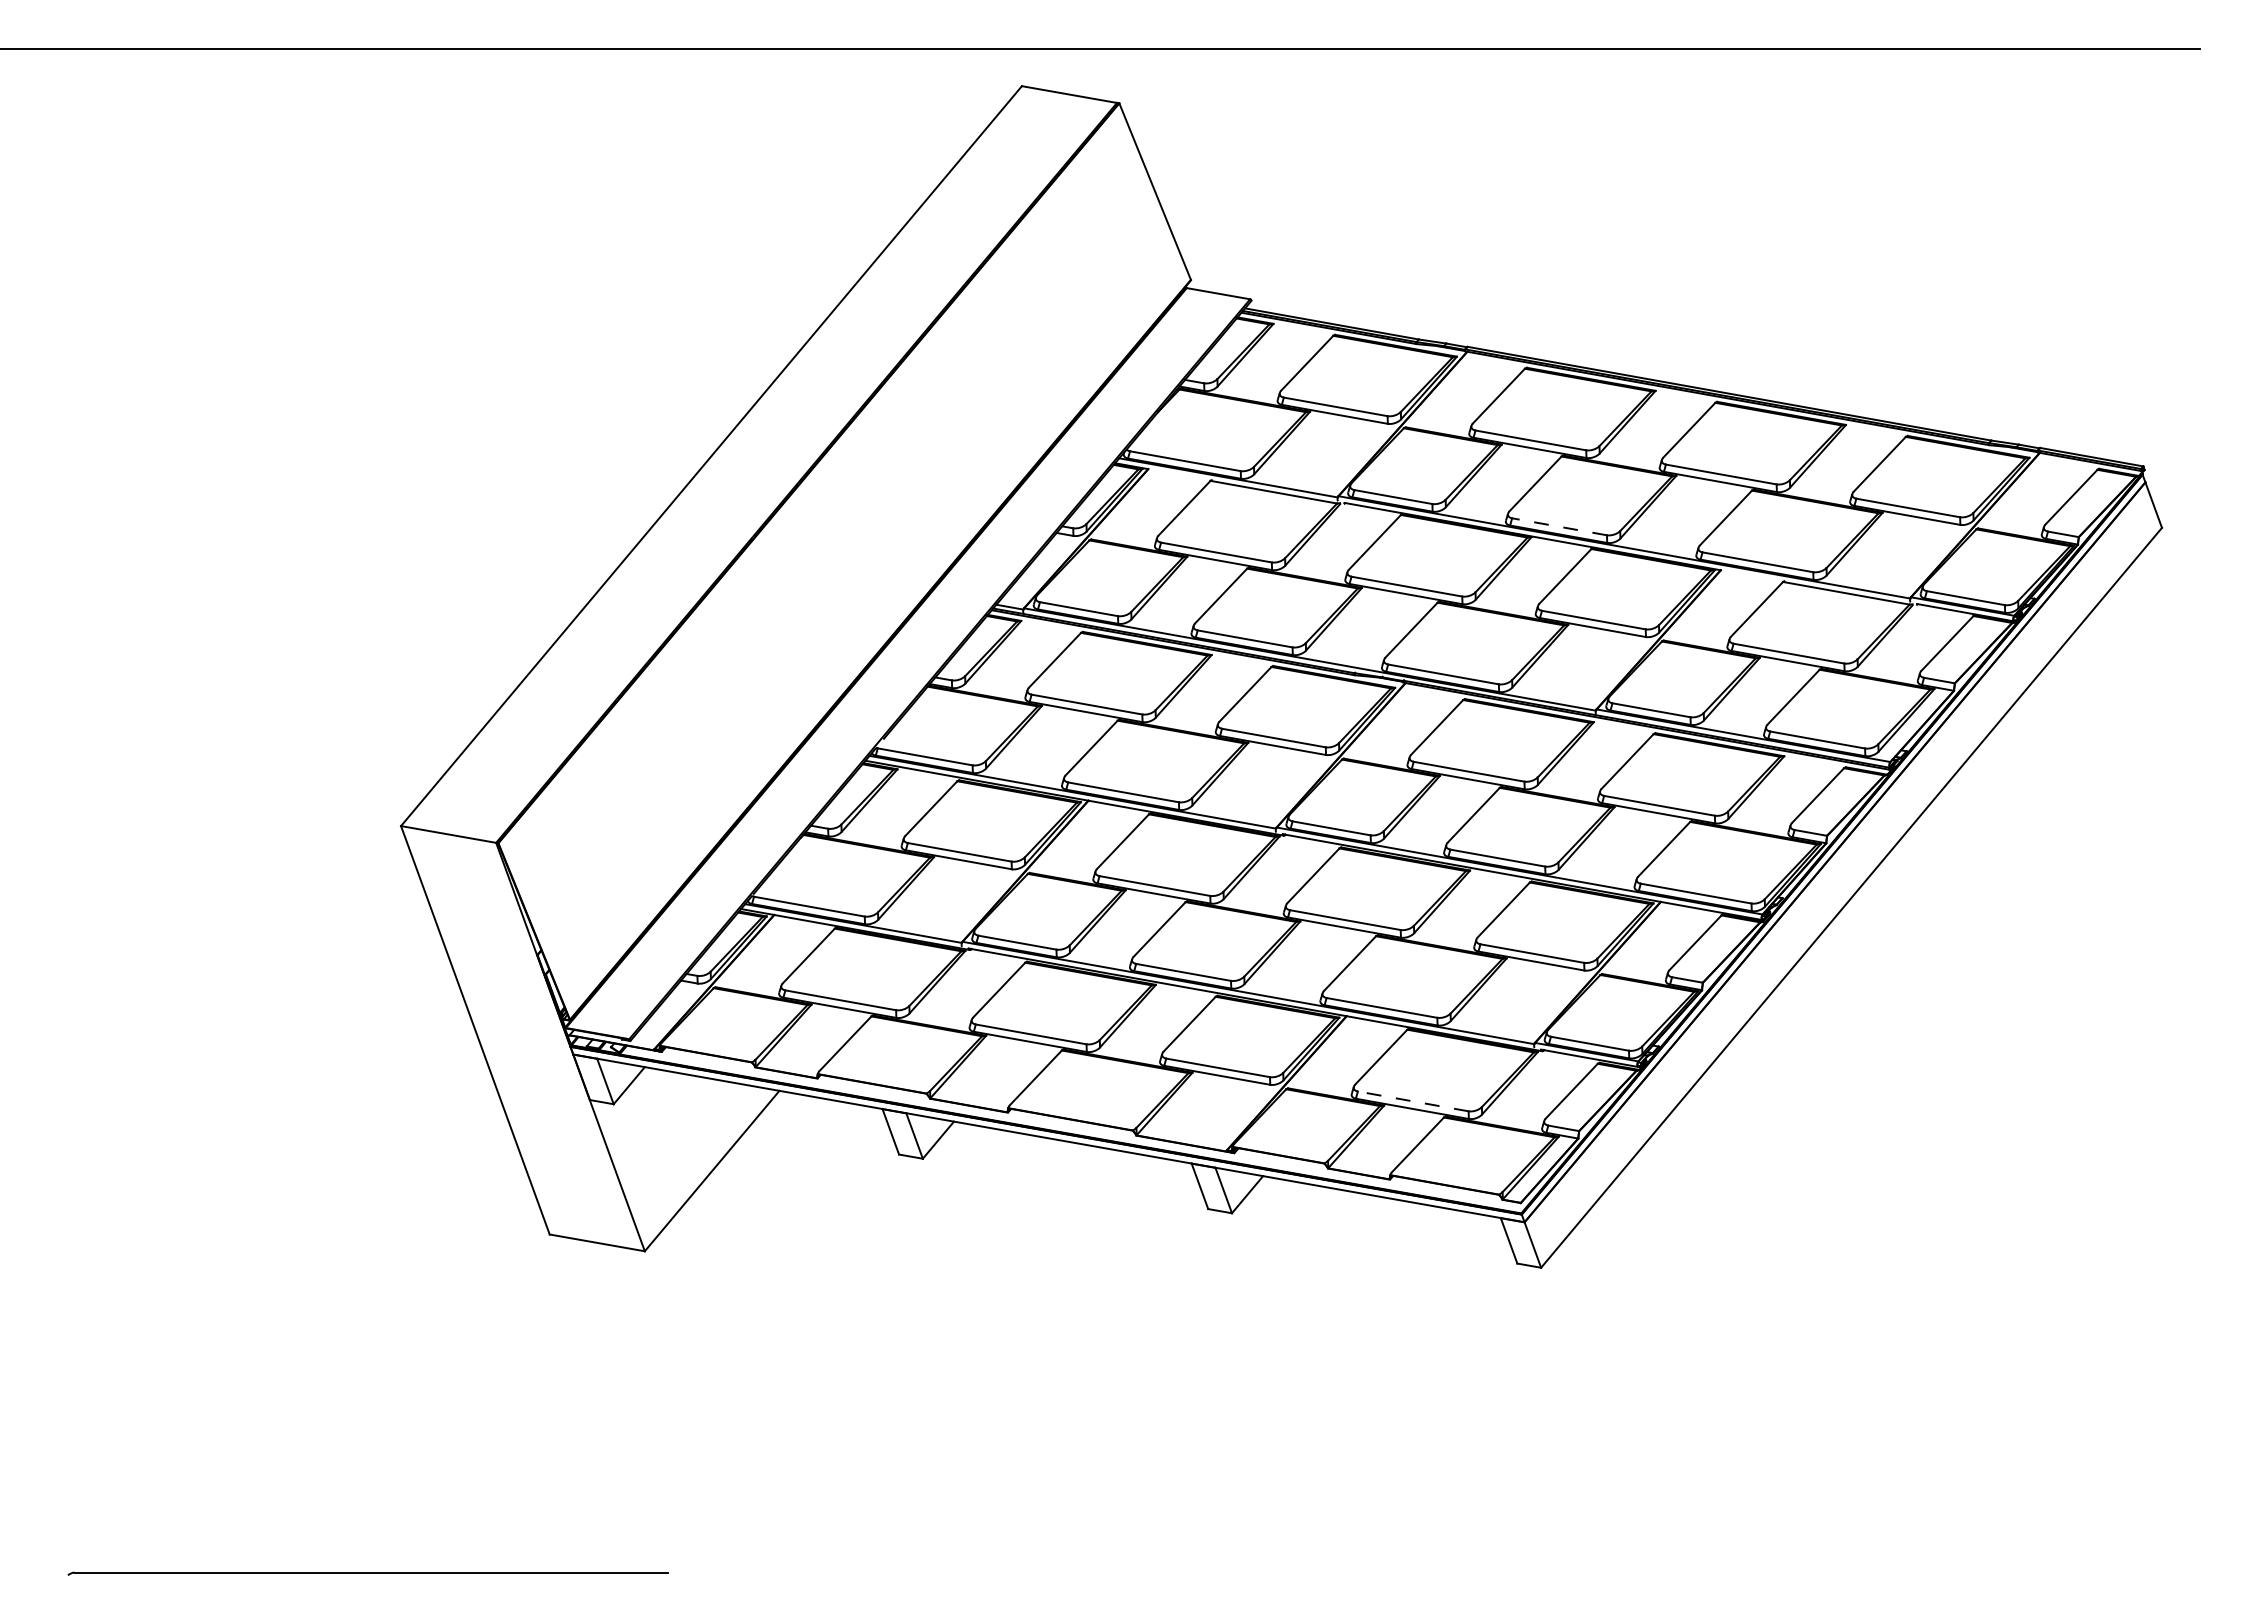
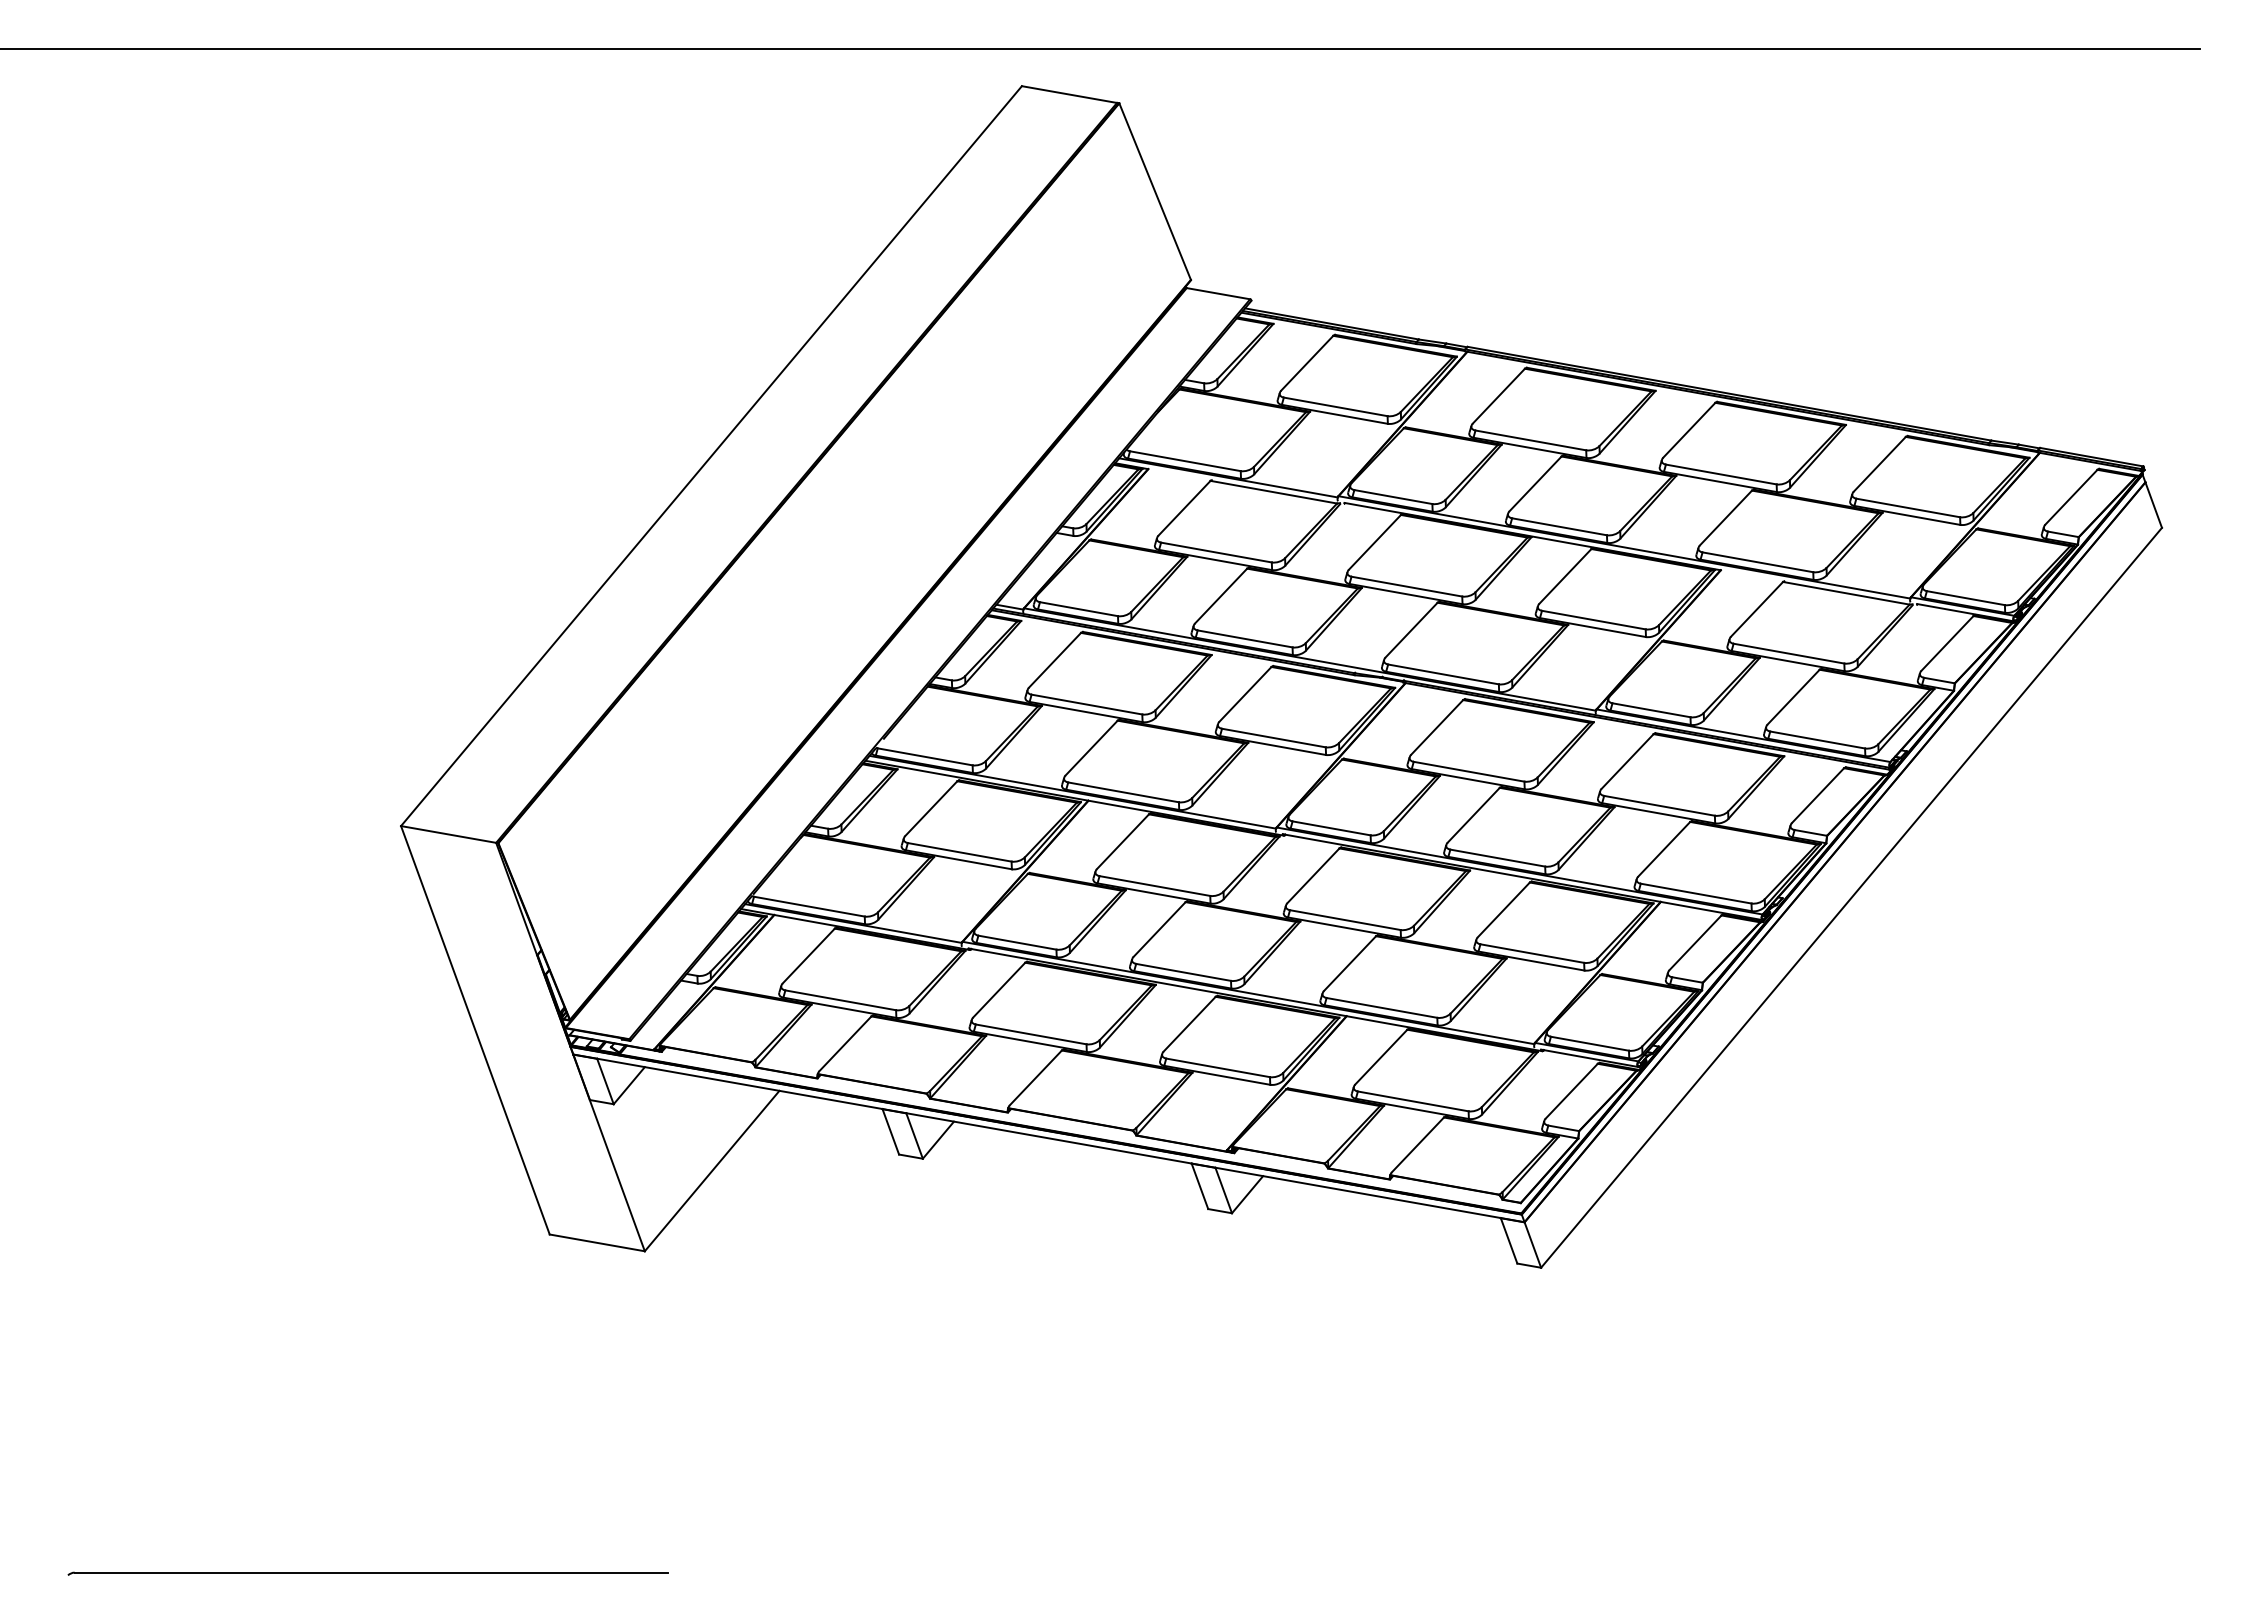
line: dashed -> solid (1559, 526)
line: dashed -> solid (1412, 1101)
